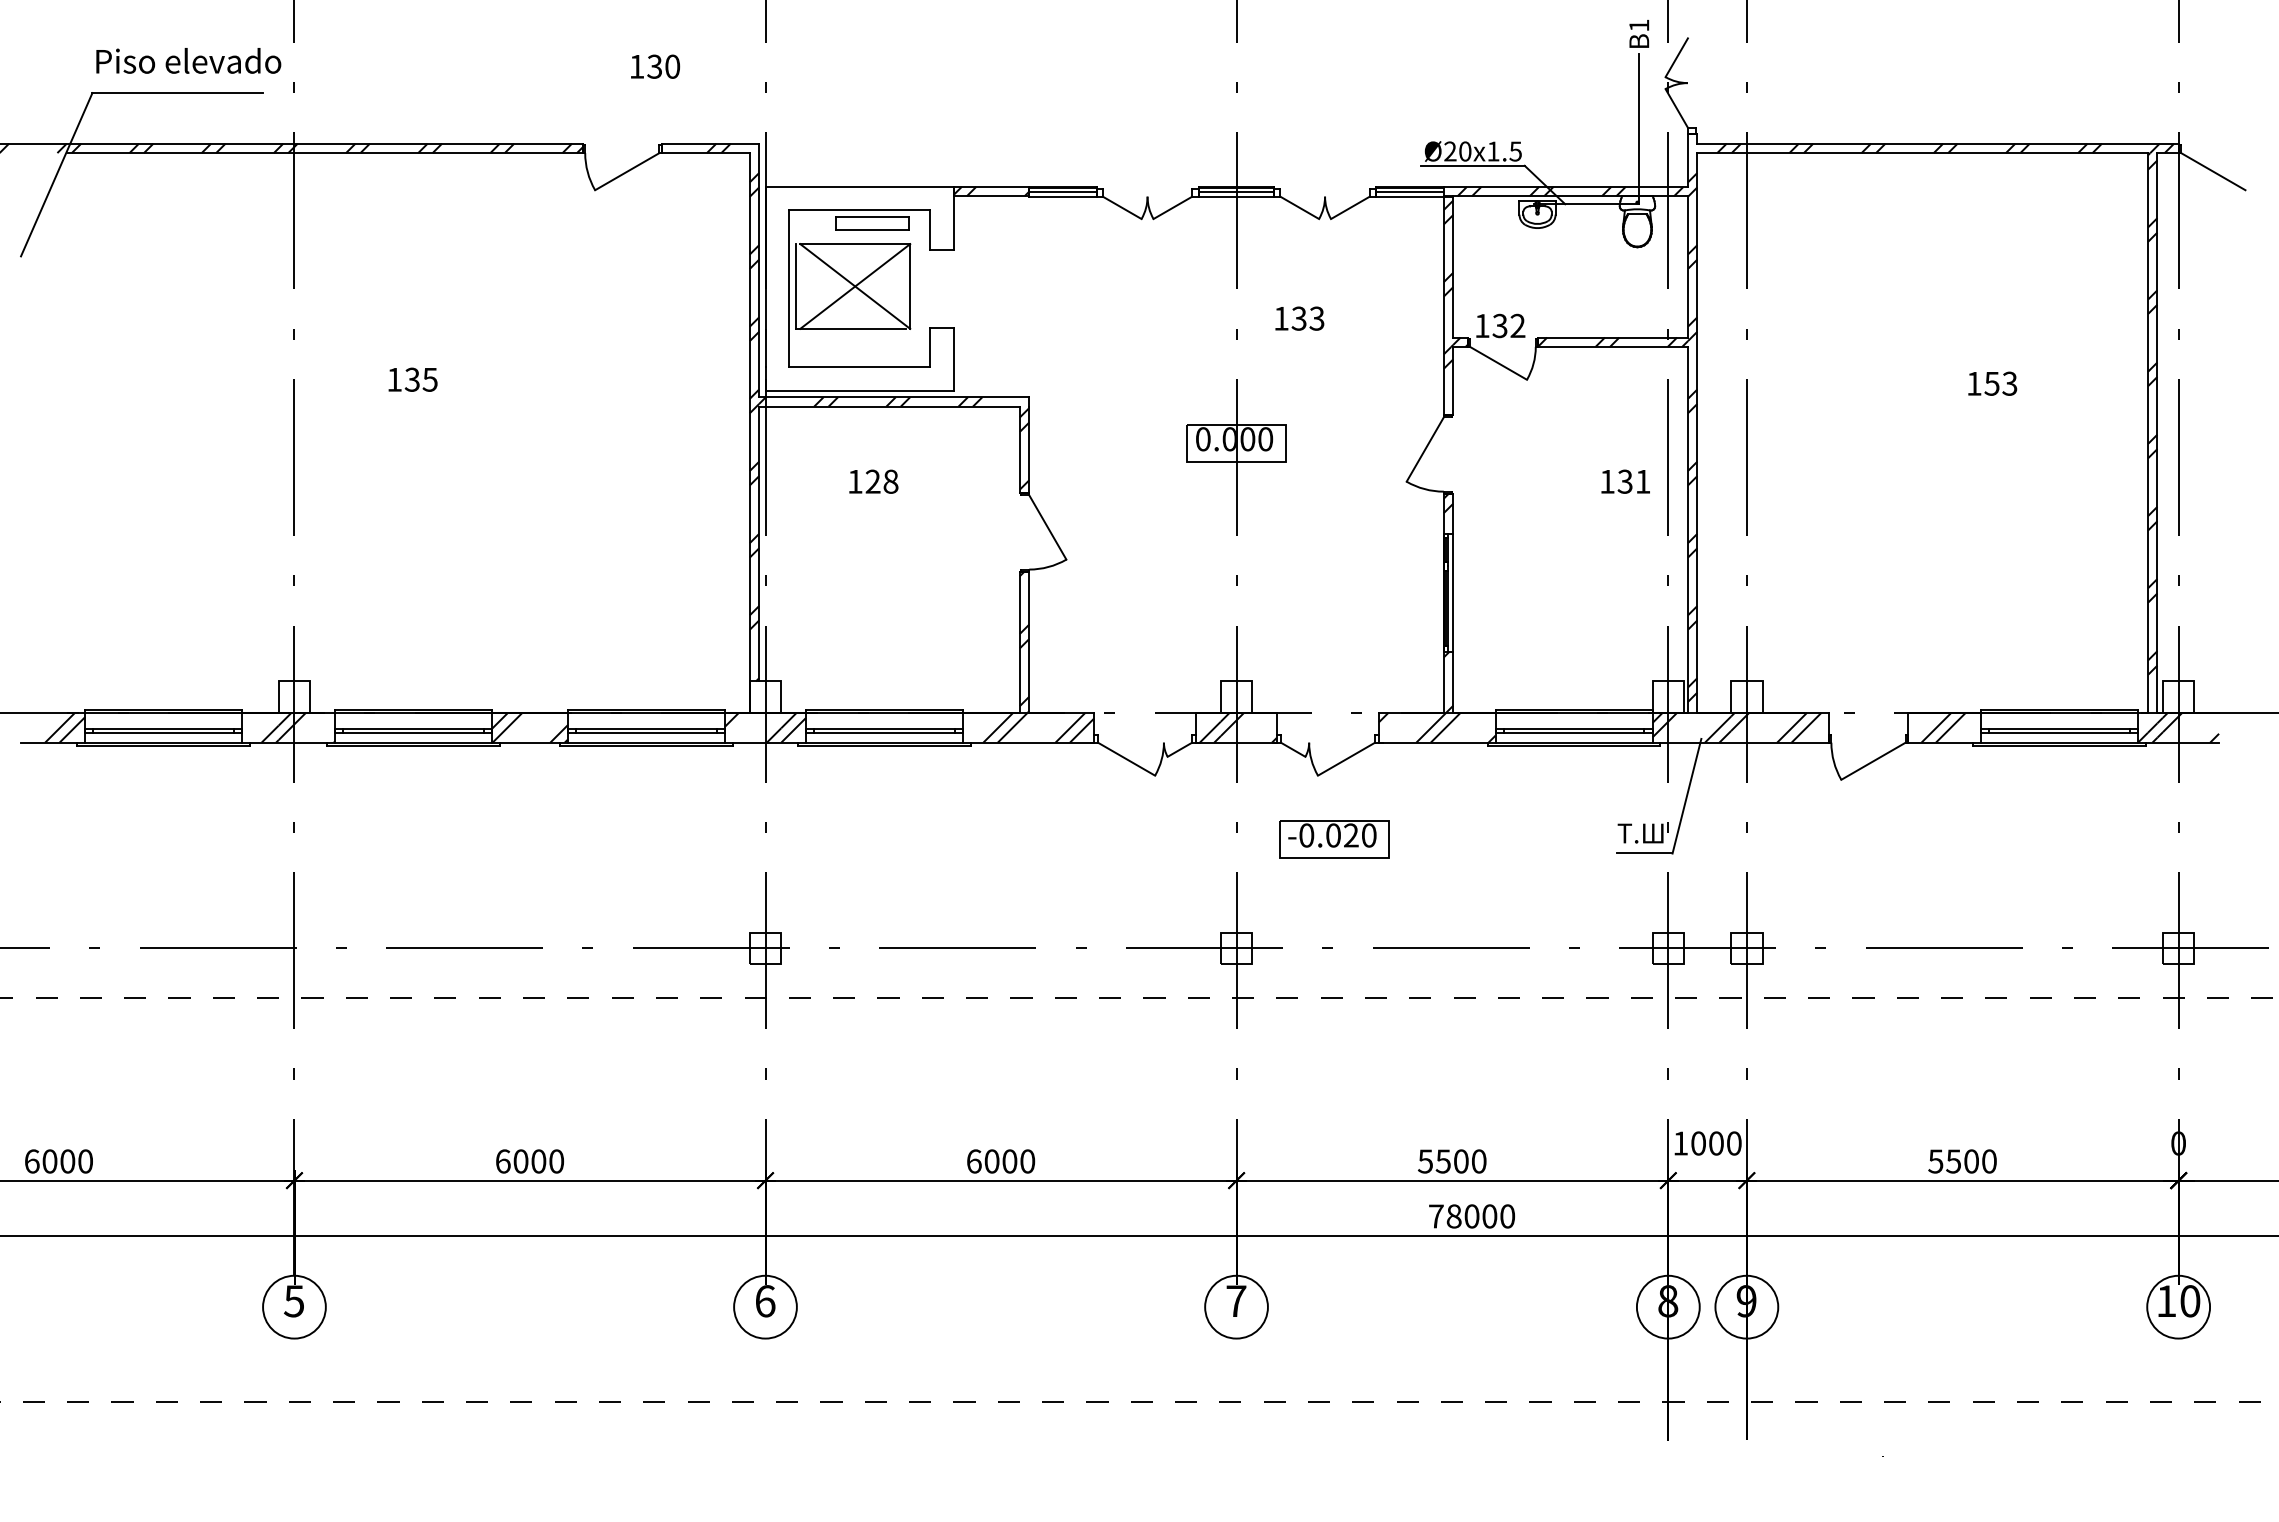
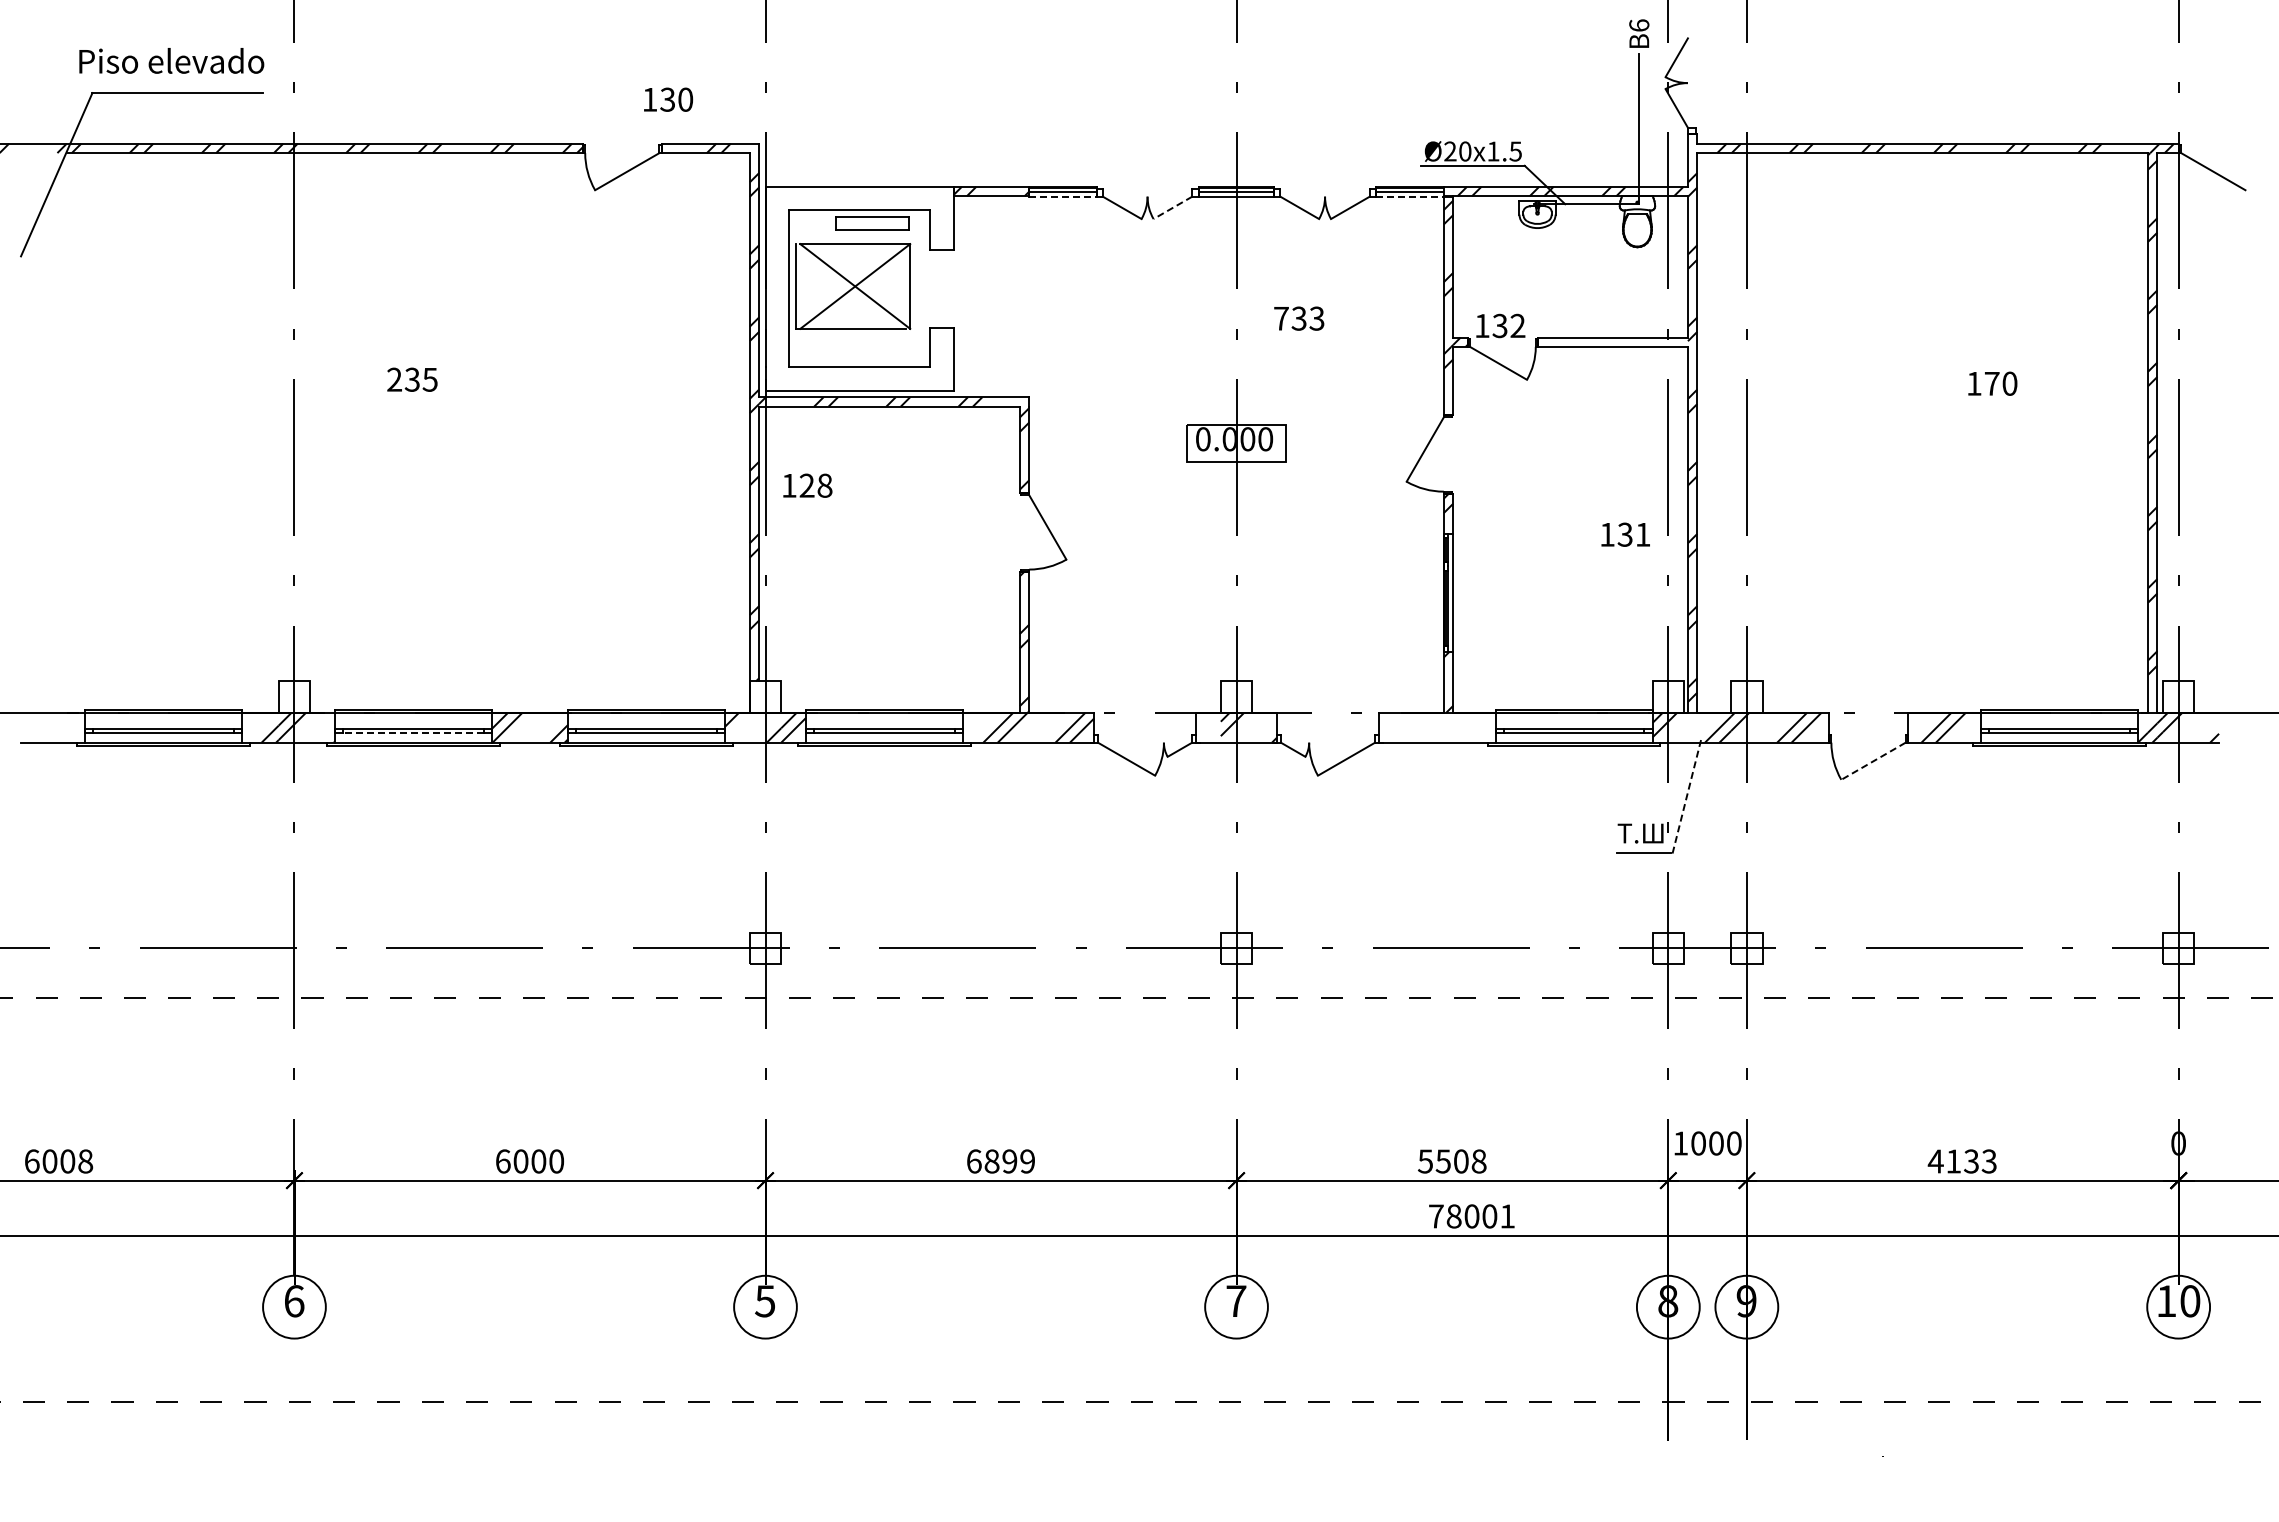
text: B1 -> B6 (1639, 25)
text position: (188, 60) -> (171, 60) (171, 60)
text position: (655, 66) -> (668, 99) (668, 99)
line: solid -> dashed (1062, 196)
line: solid -> dashed (1409, 196)
line: solid -> dashed (1172, 208)
text: 133 -> 733 (1281, 318)
hatch: present -> none (1612, 341)
text: 135 -> 235 (394, 379)
text: 153 -> 170 (2000, 383)
text position: (873, 481) -> (807, 485) (807, 485)
text position: (1625, 481) -> (1625, 534) (1625, 534)
hatch: present -> none (65, 727)
hatch: present -> none (1437, 727)
hatch: present -> none (1209, 731)
line: solid -> dashed (412, 733)
line: solid -> dashed (1873, 761)
line: solid -> dashed (1687, 795)
part: present -> none (1334, 839)
text: 6000 -> 6008 (85, 1161)
text: 6000 -> 6899 (1009, 1161)
text: 5500 -> 5508 (1478, 1161)
text: 5500 -> 4133 (1961, 1161)
text: 78000 -> 78001 (1507, 1216)
text: 5 -> 6 (294, 1301)
text: 6 -> 5 (765, 1301)
